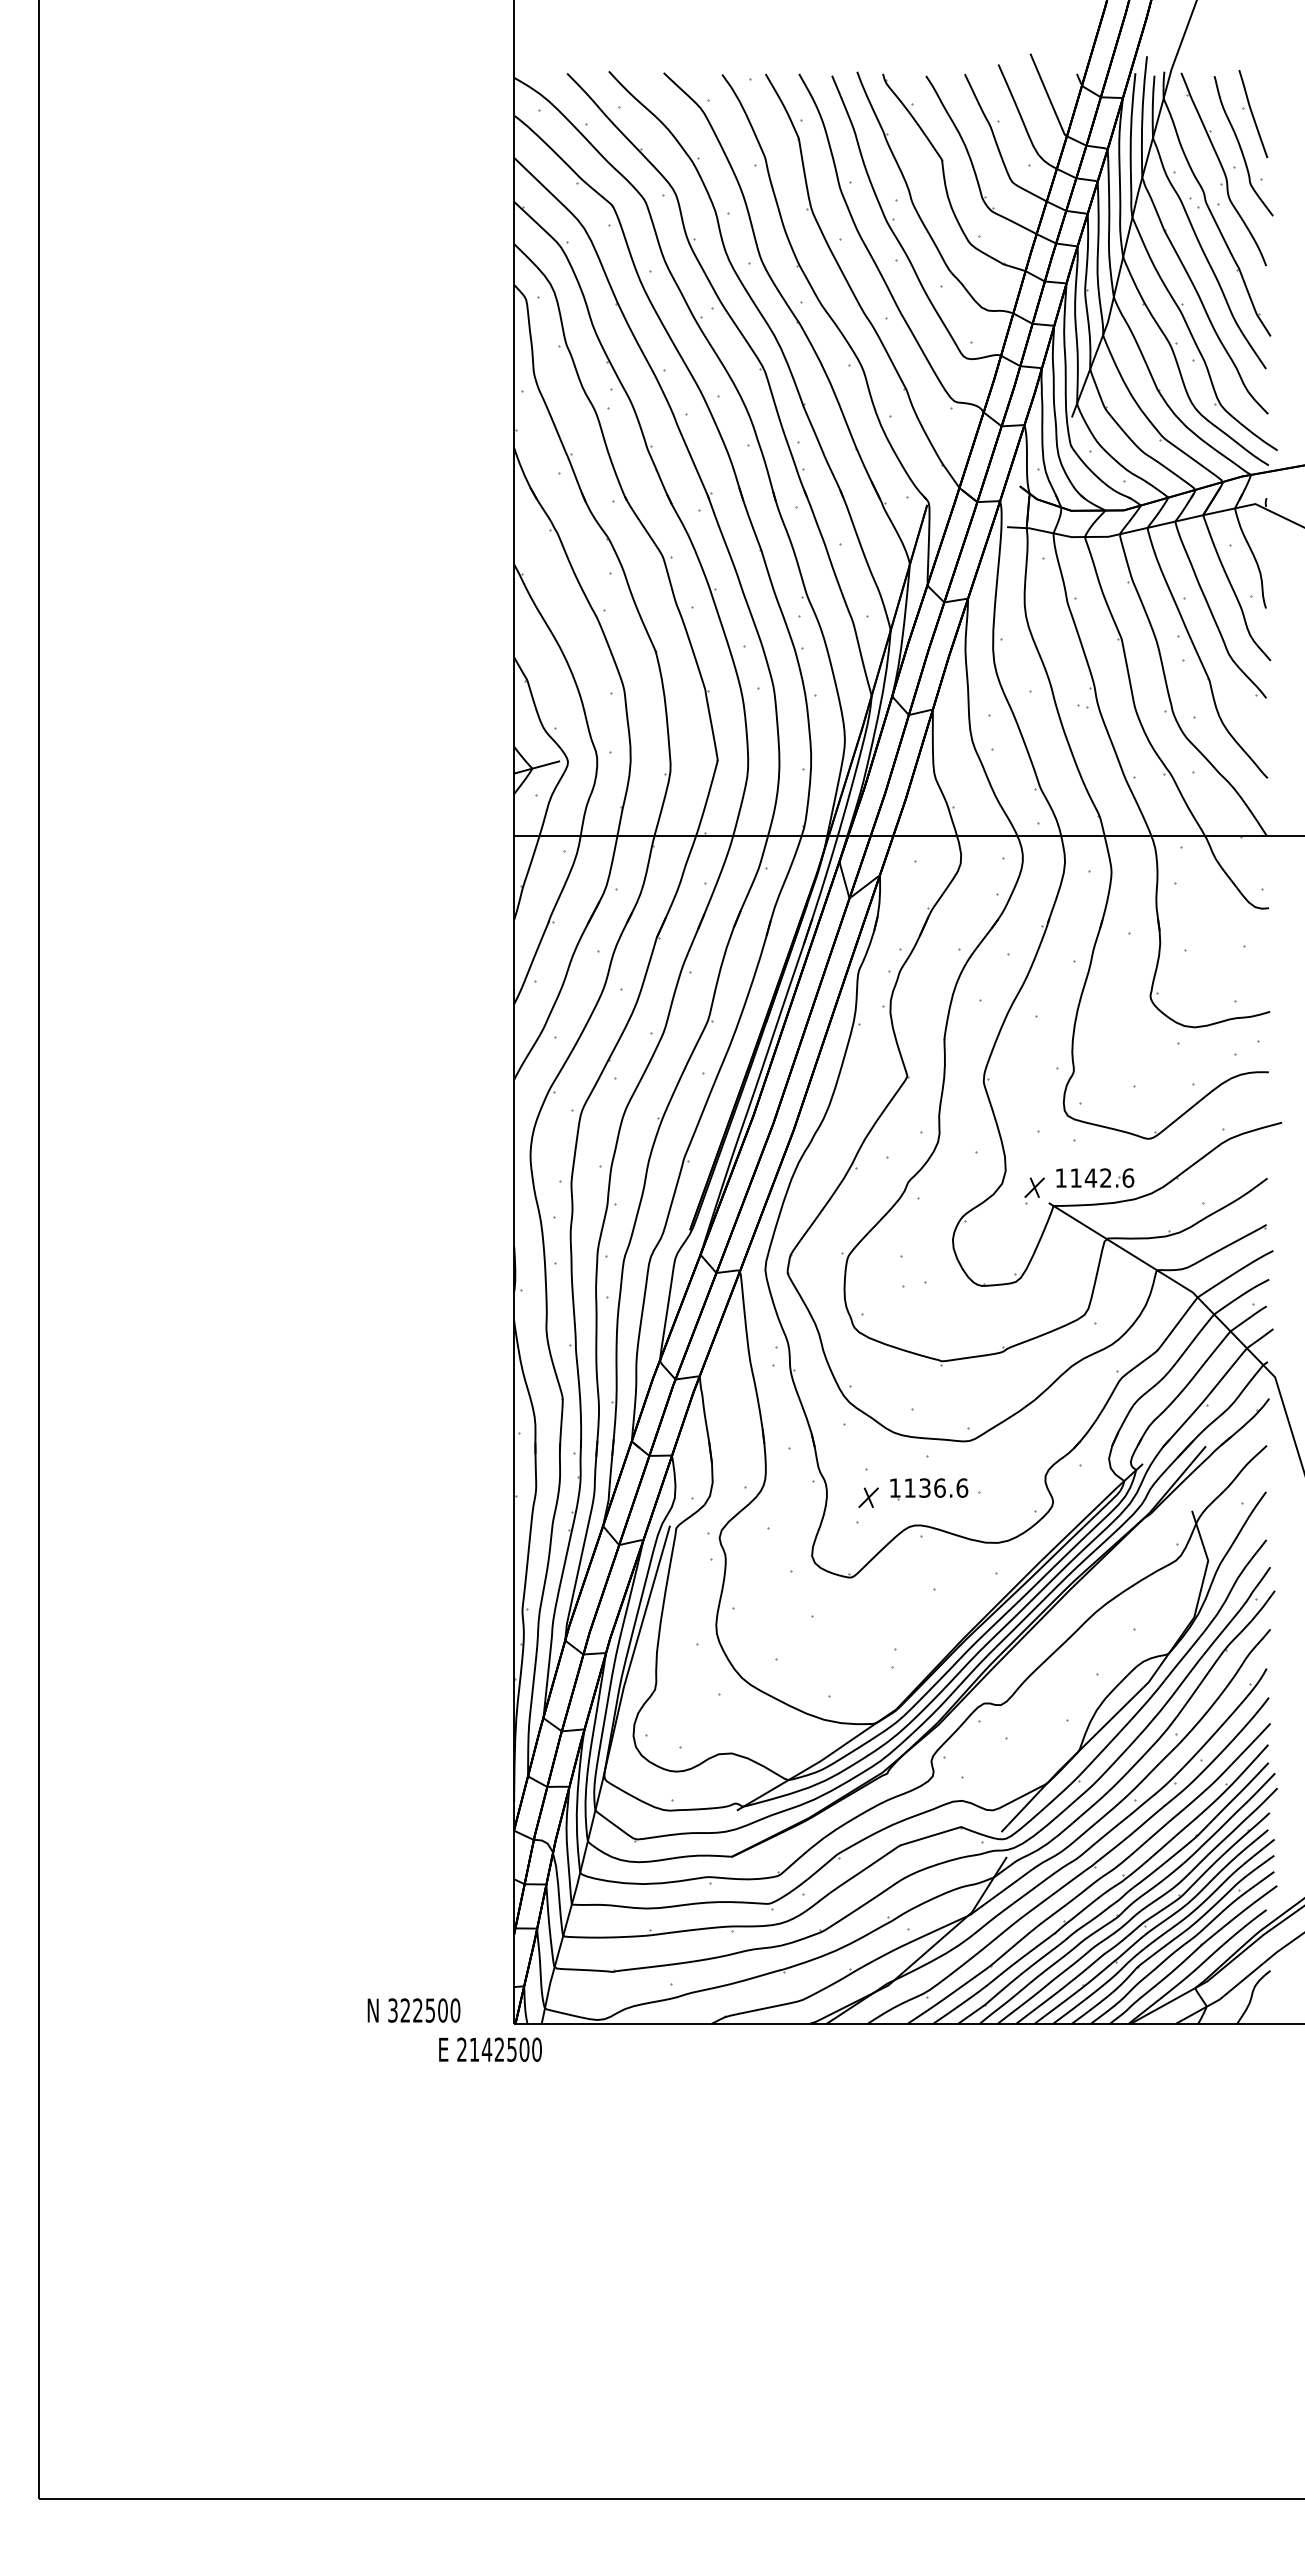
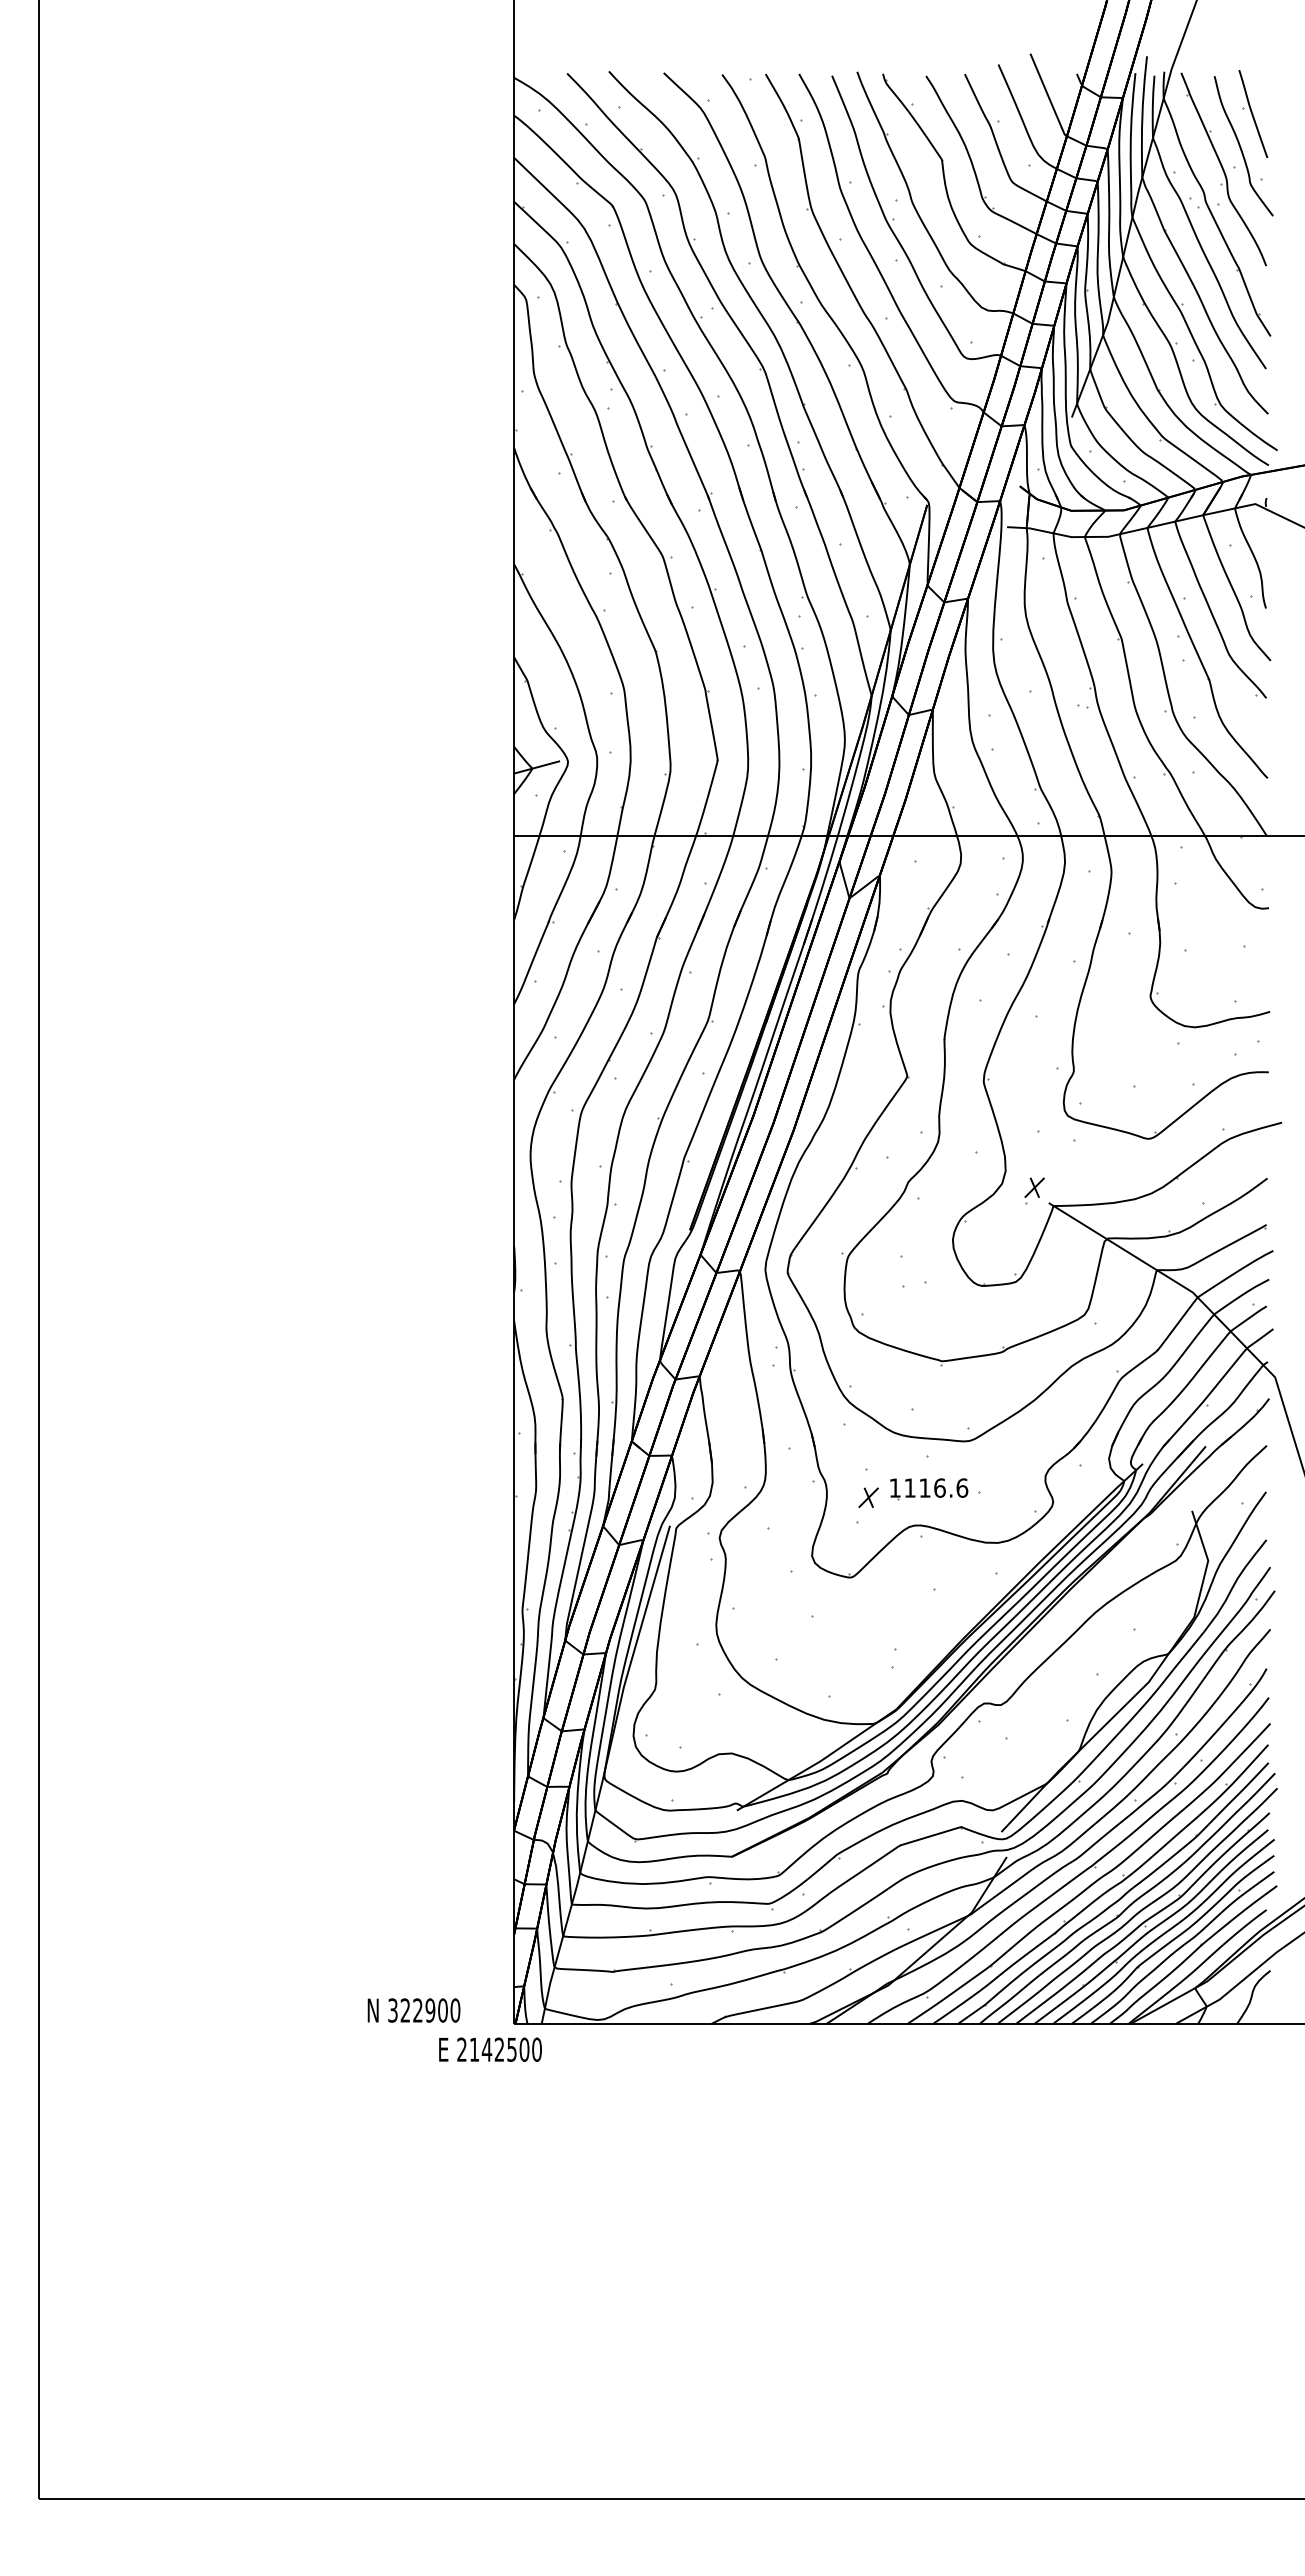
part: present -> none (1095, 1177)
text: 1136.6 -> 1116.6 (924, 1487)
text: 322500 -> 322900 (430, 2010)
